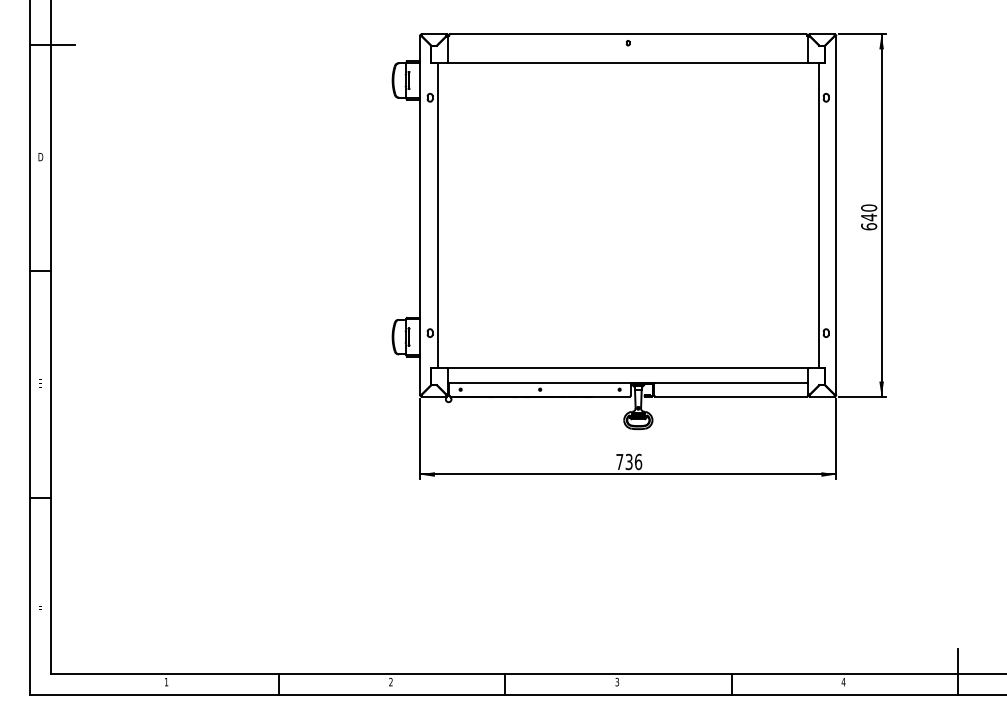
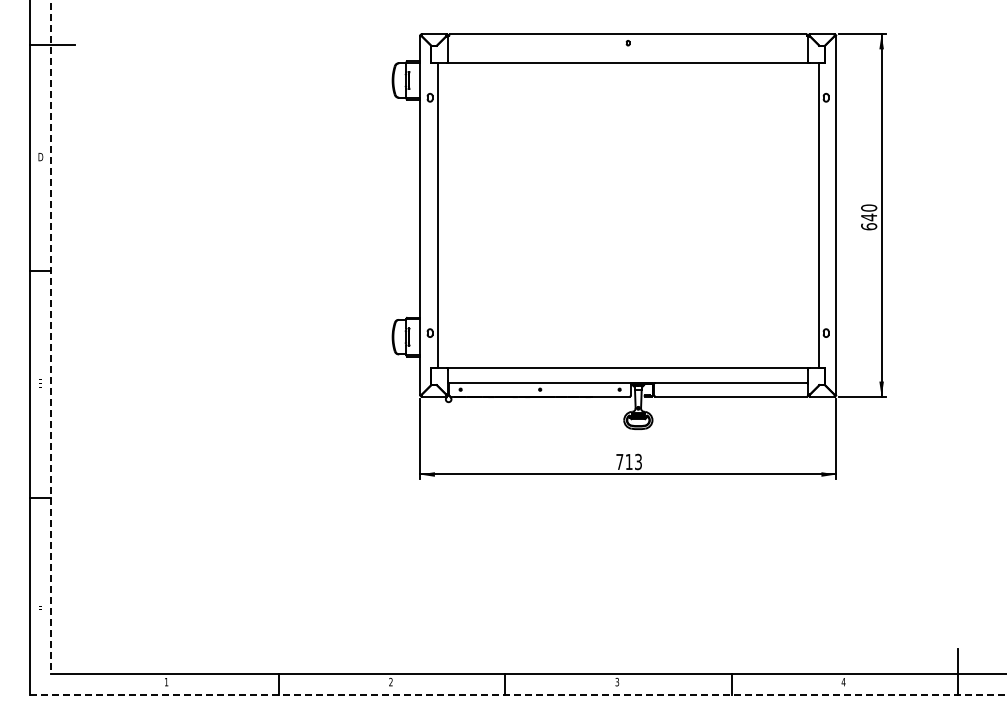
line: solid -> dashed (50, 337)
text: 736 -> 713 (633, 461)
line: solid -> dashed (518, 694)
